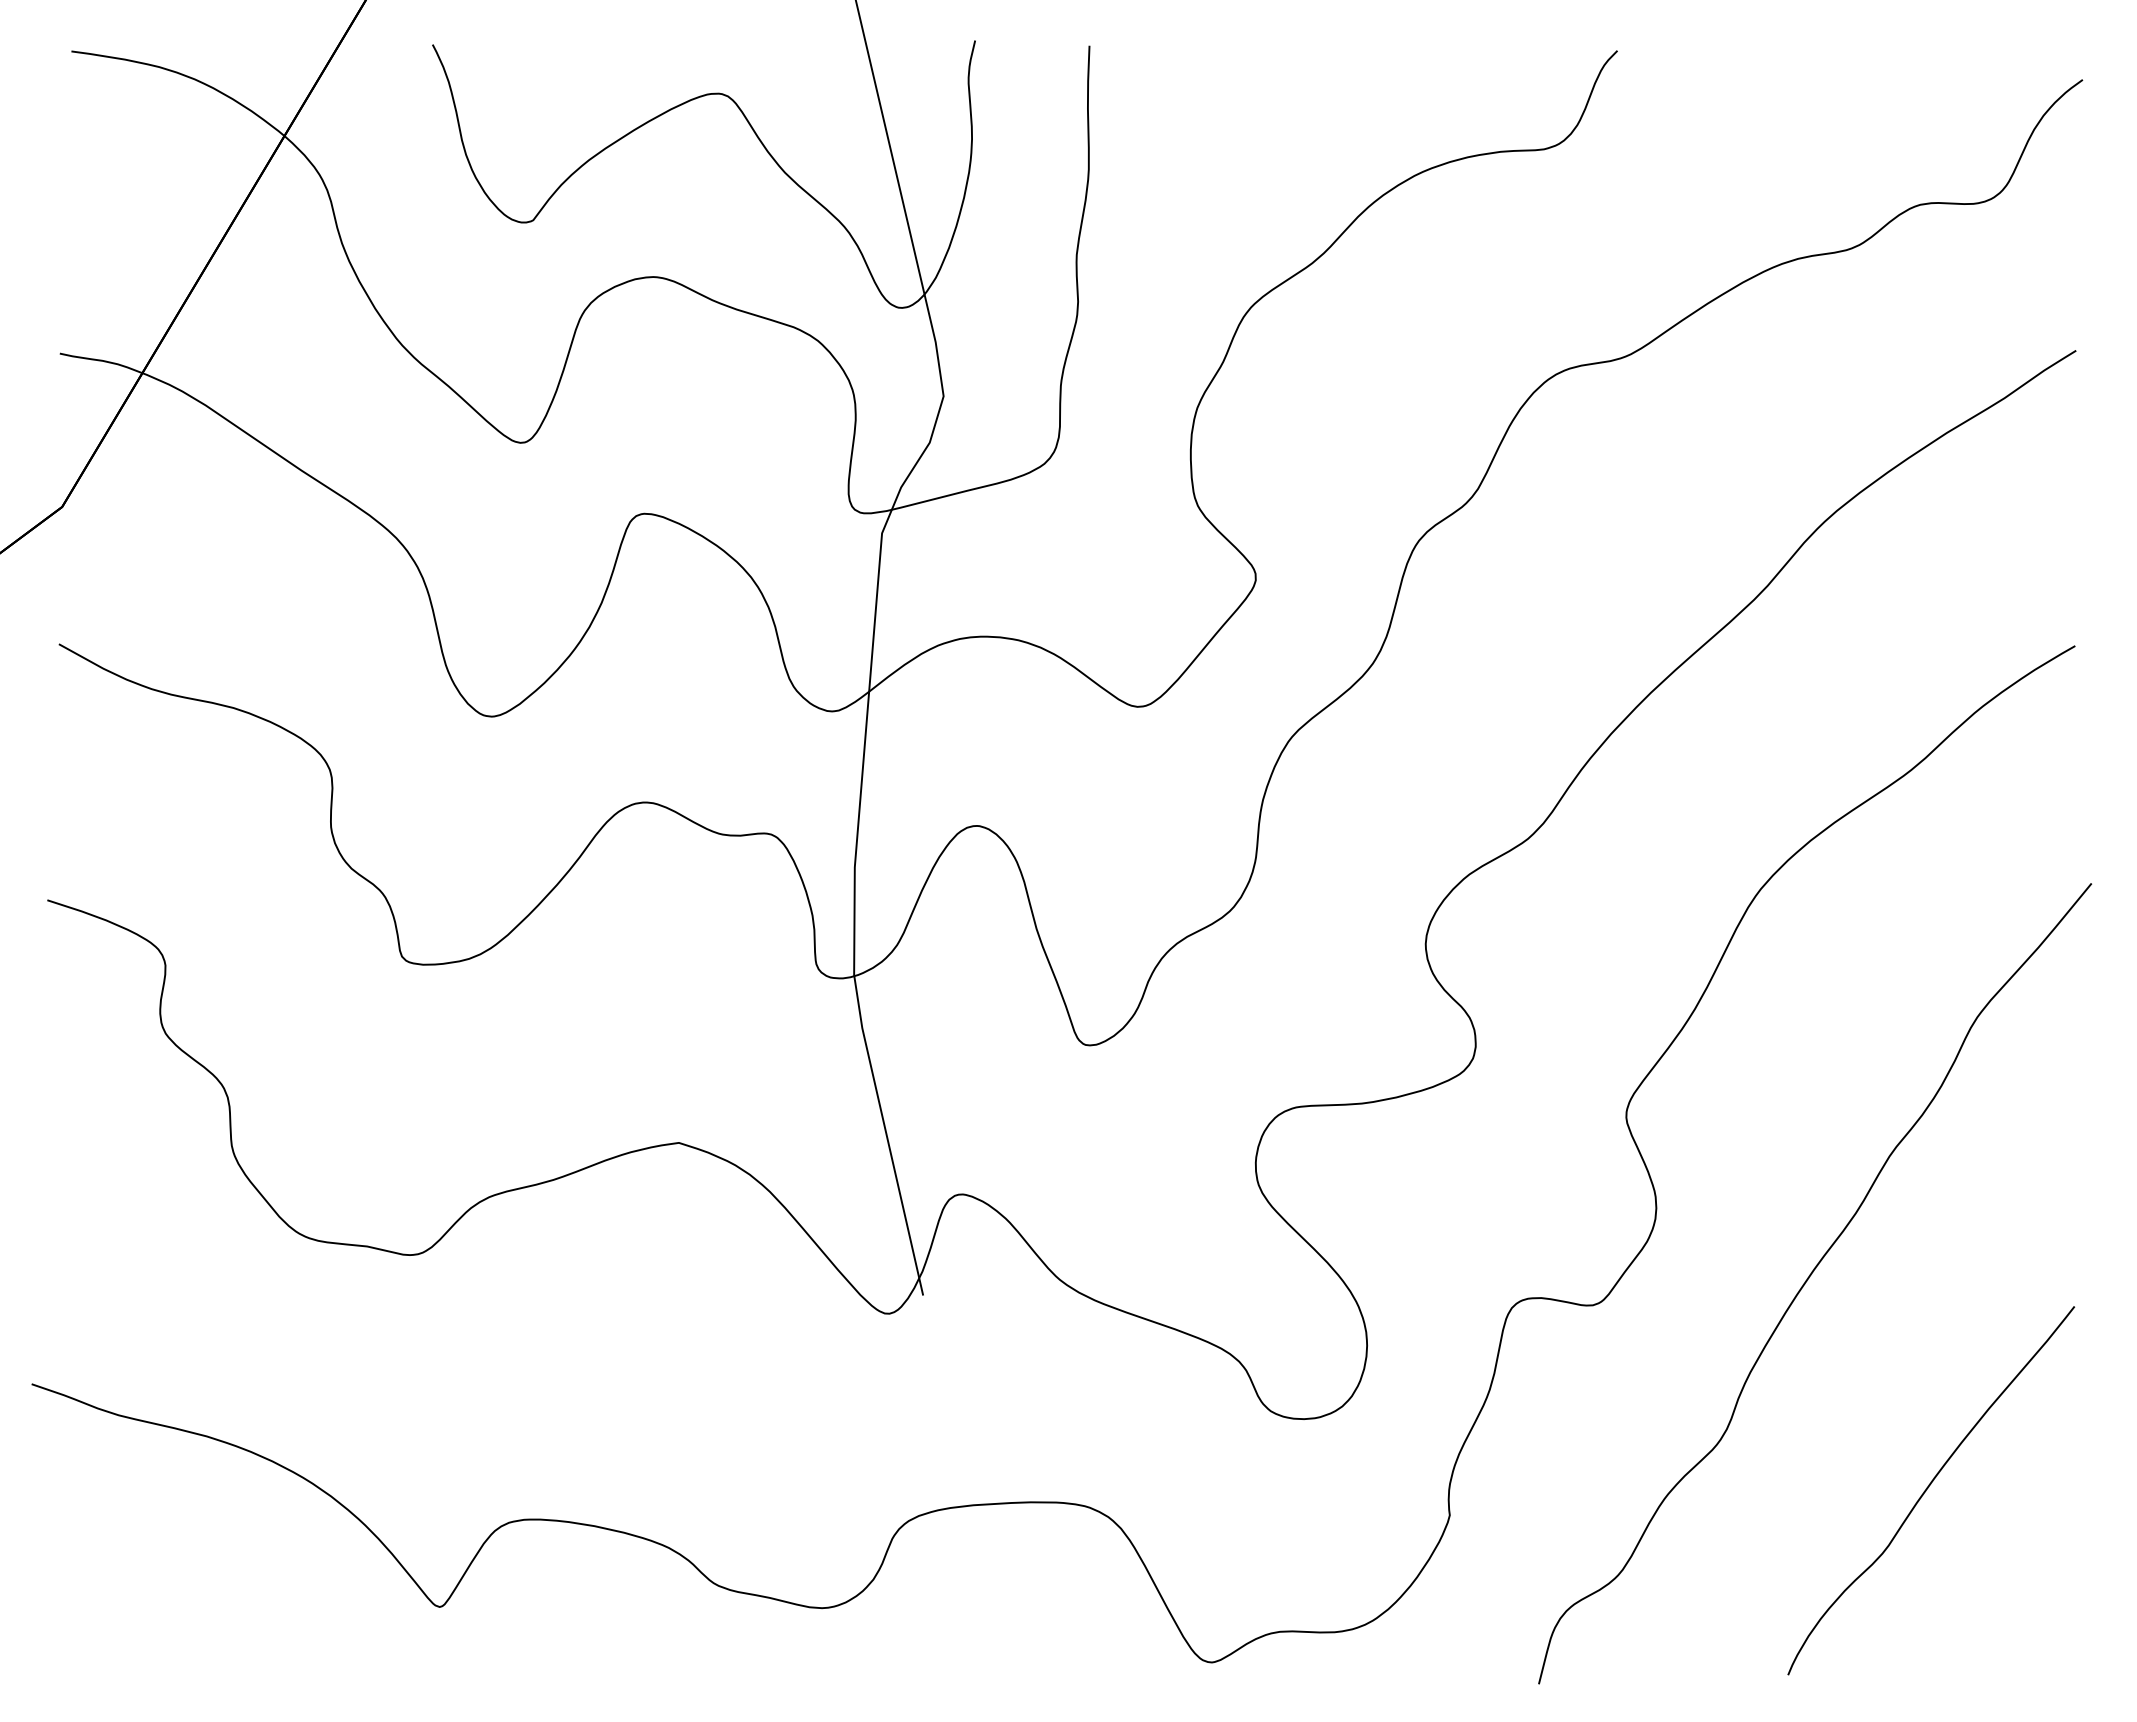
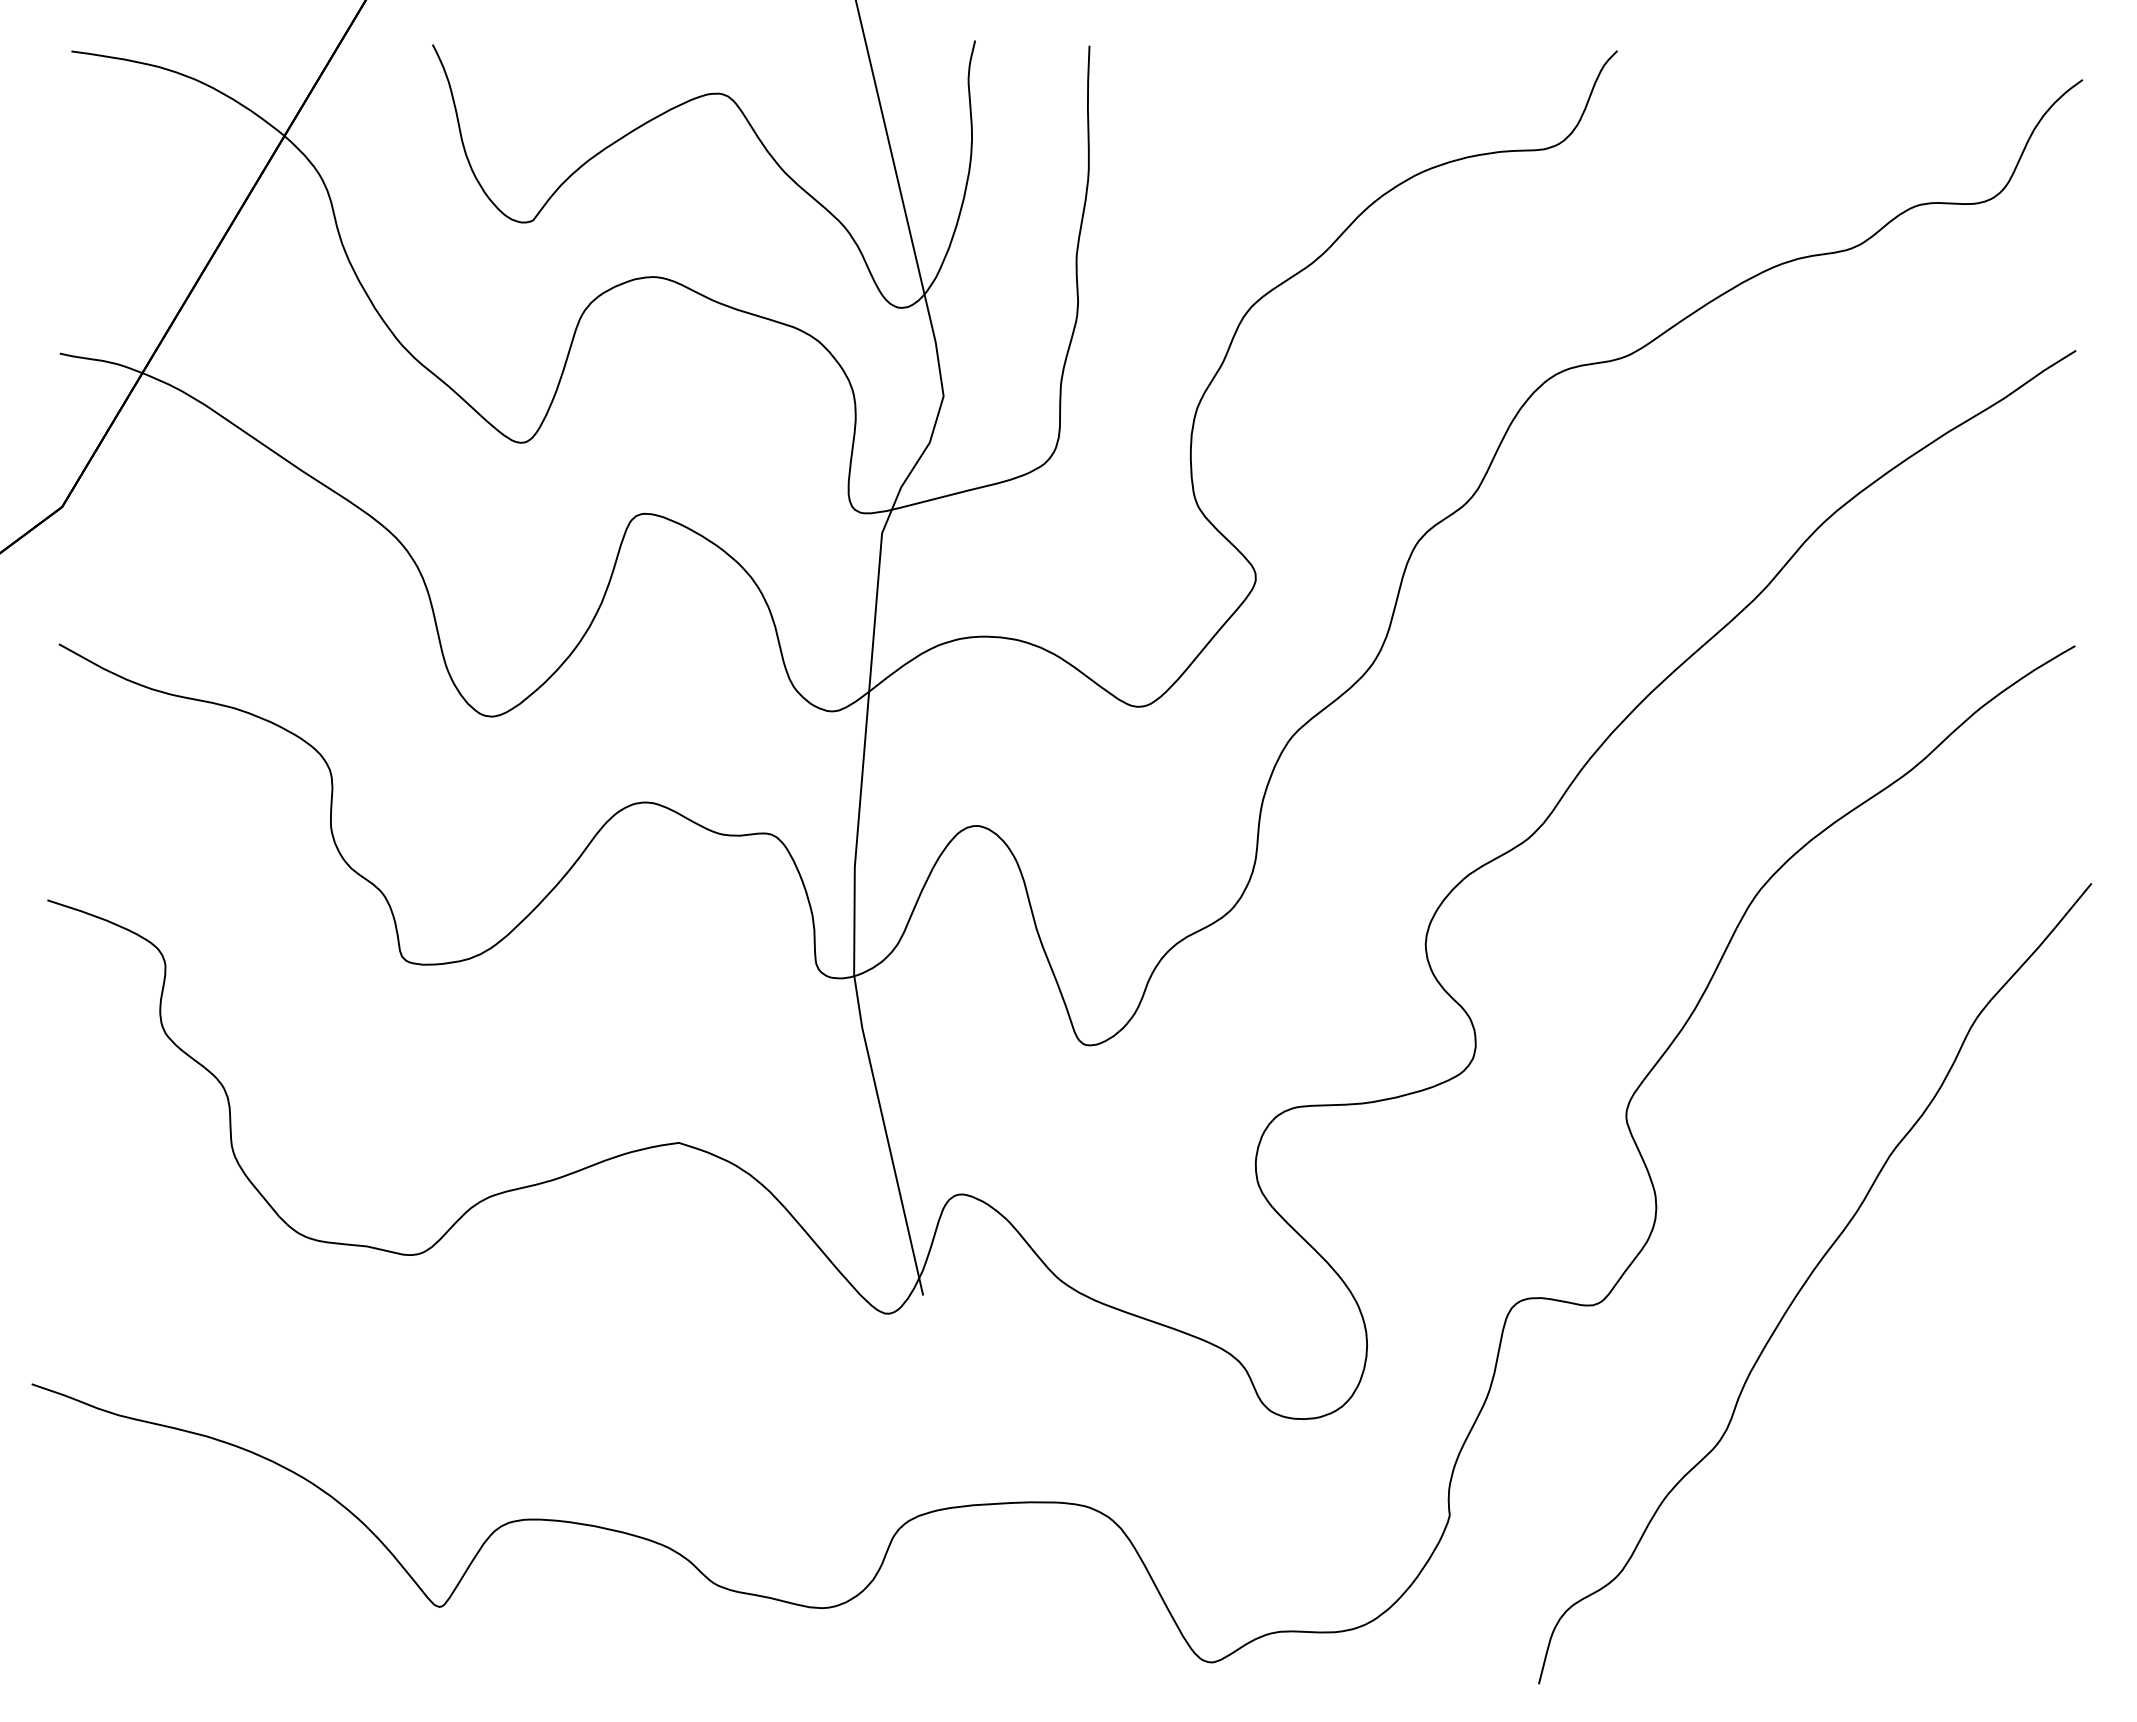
curve: present -> none (1928, 1488)
